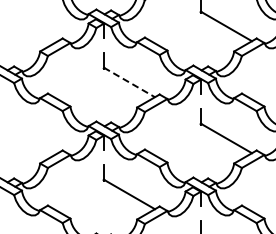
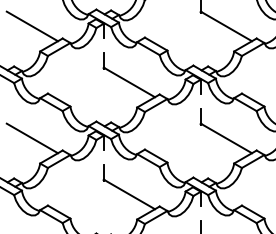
line: none -> present (32, 26)
line: dashed -> solid (129, 82)
line: none -> present (32, 138)
